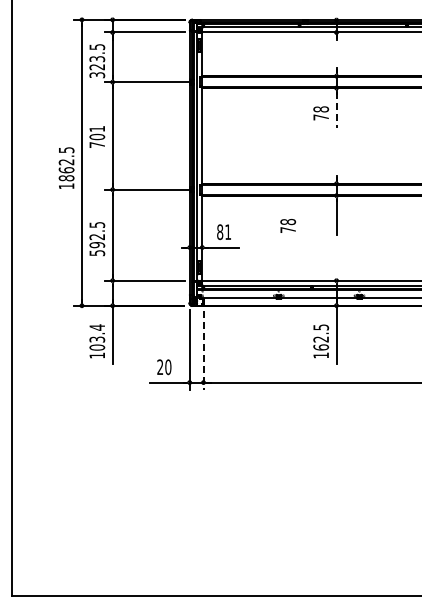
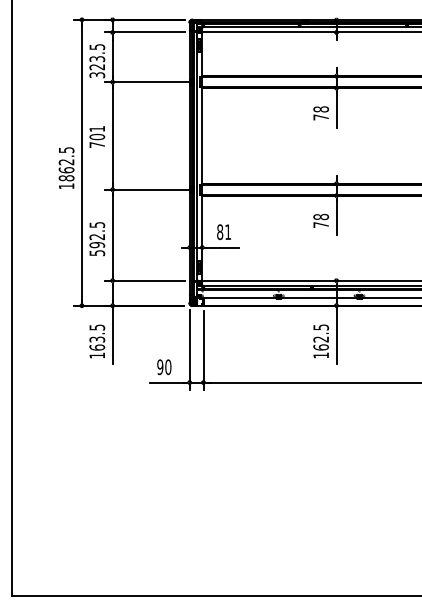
line: dashed -> solid (336, 109)
text position: (287, 225) -> (320, 220) (320, 220)
text: 103.4 -> 163.5 (97, 337)
line: dashed -> solid (203, 351)
text: 20 -> 90 (160, 367)
